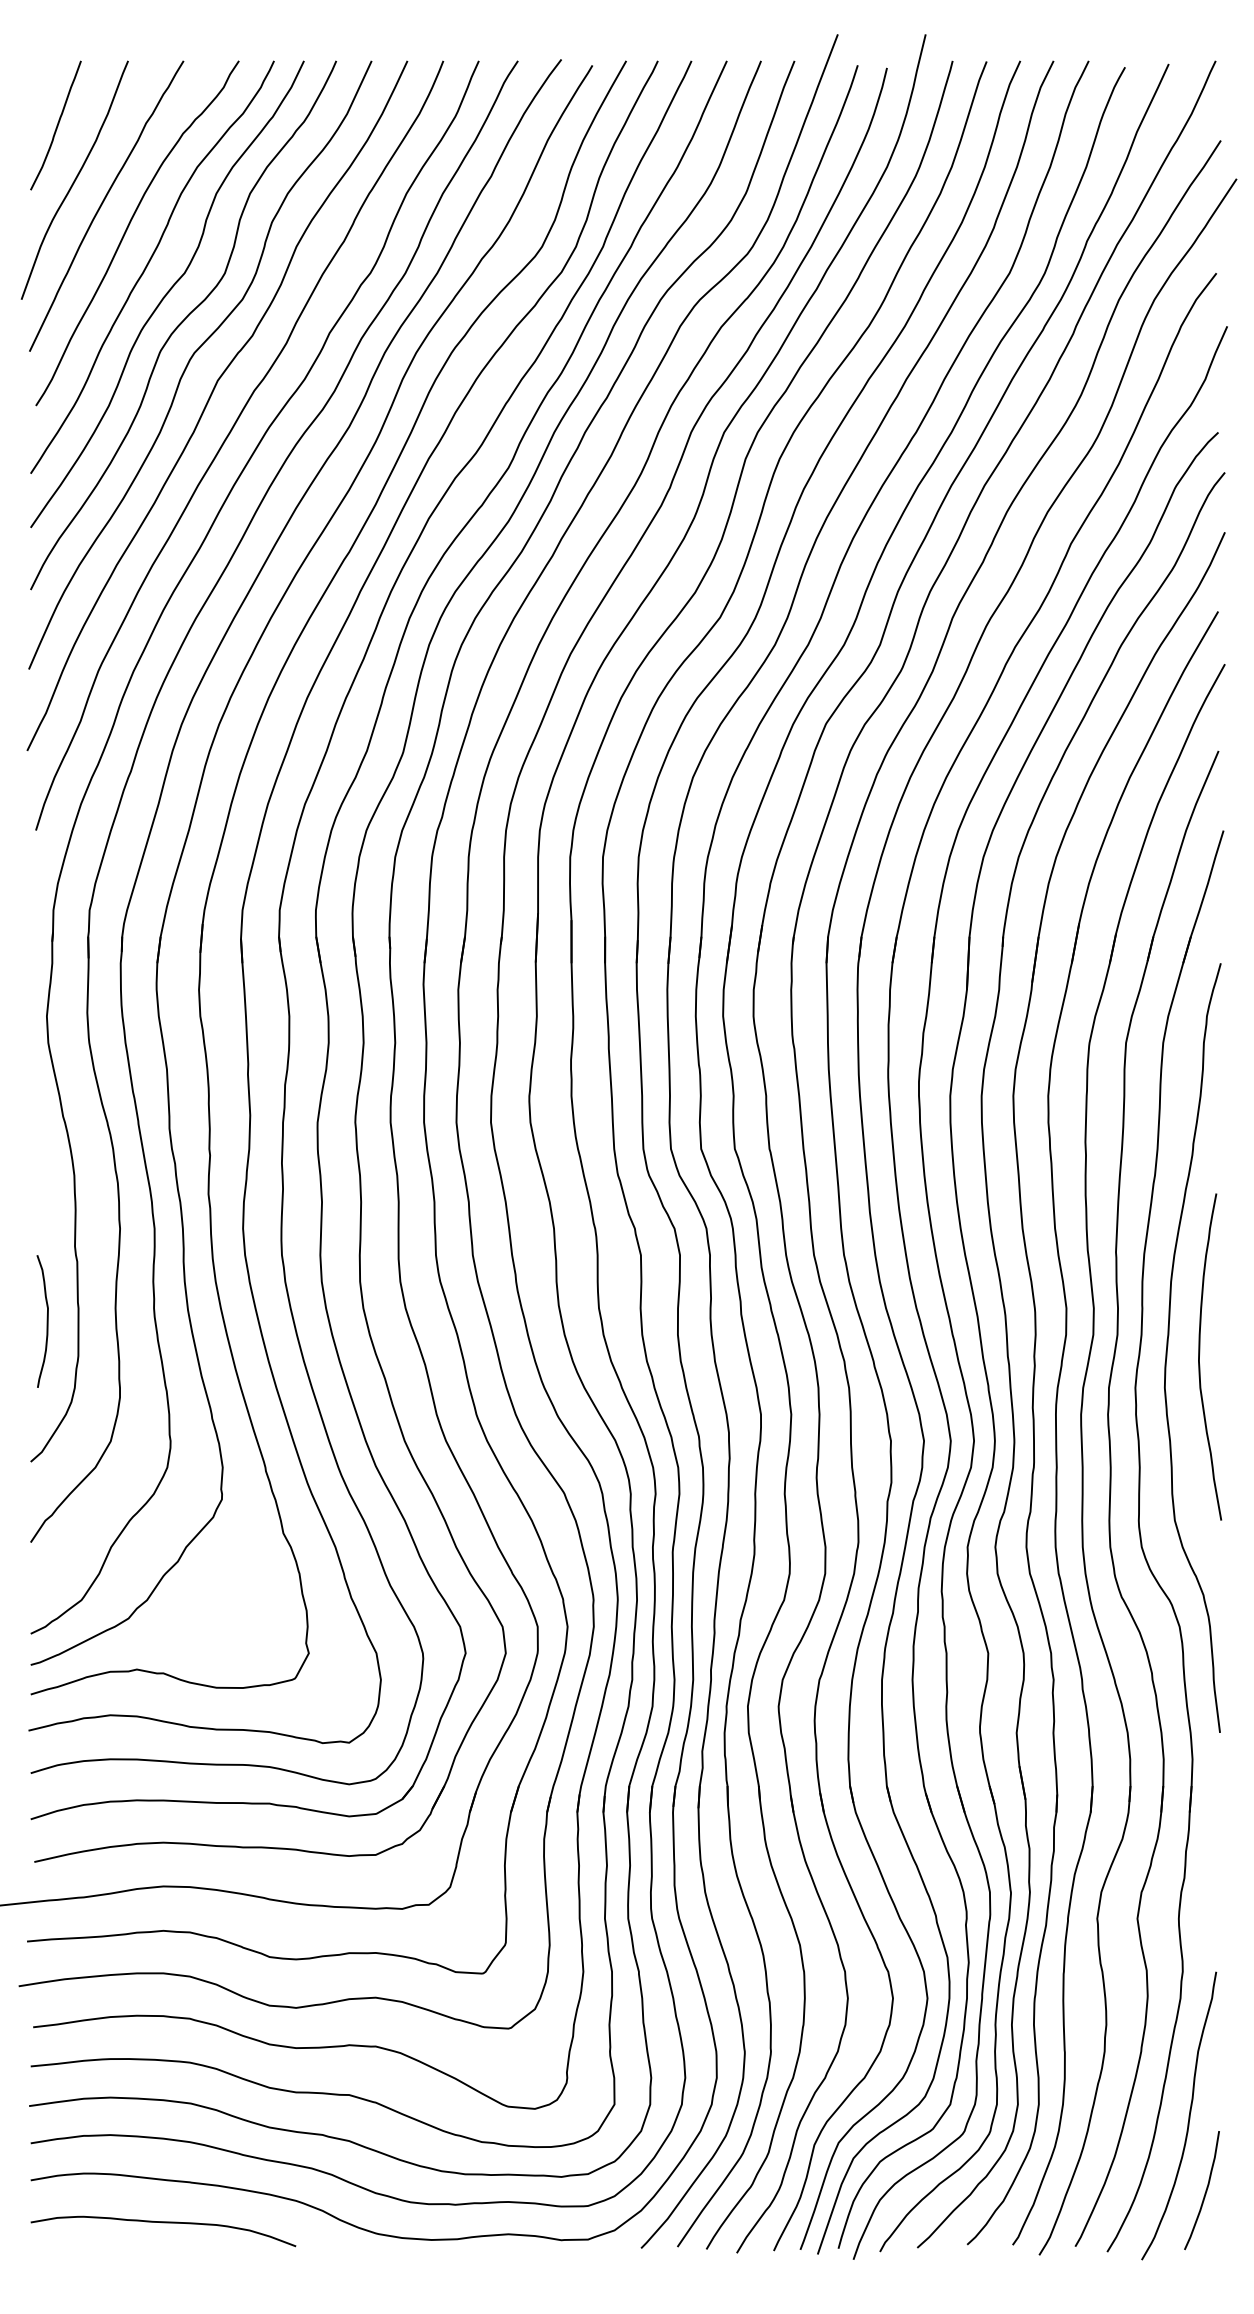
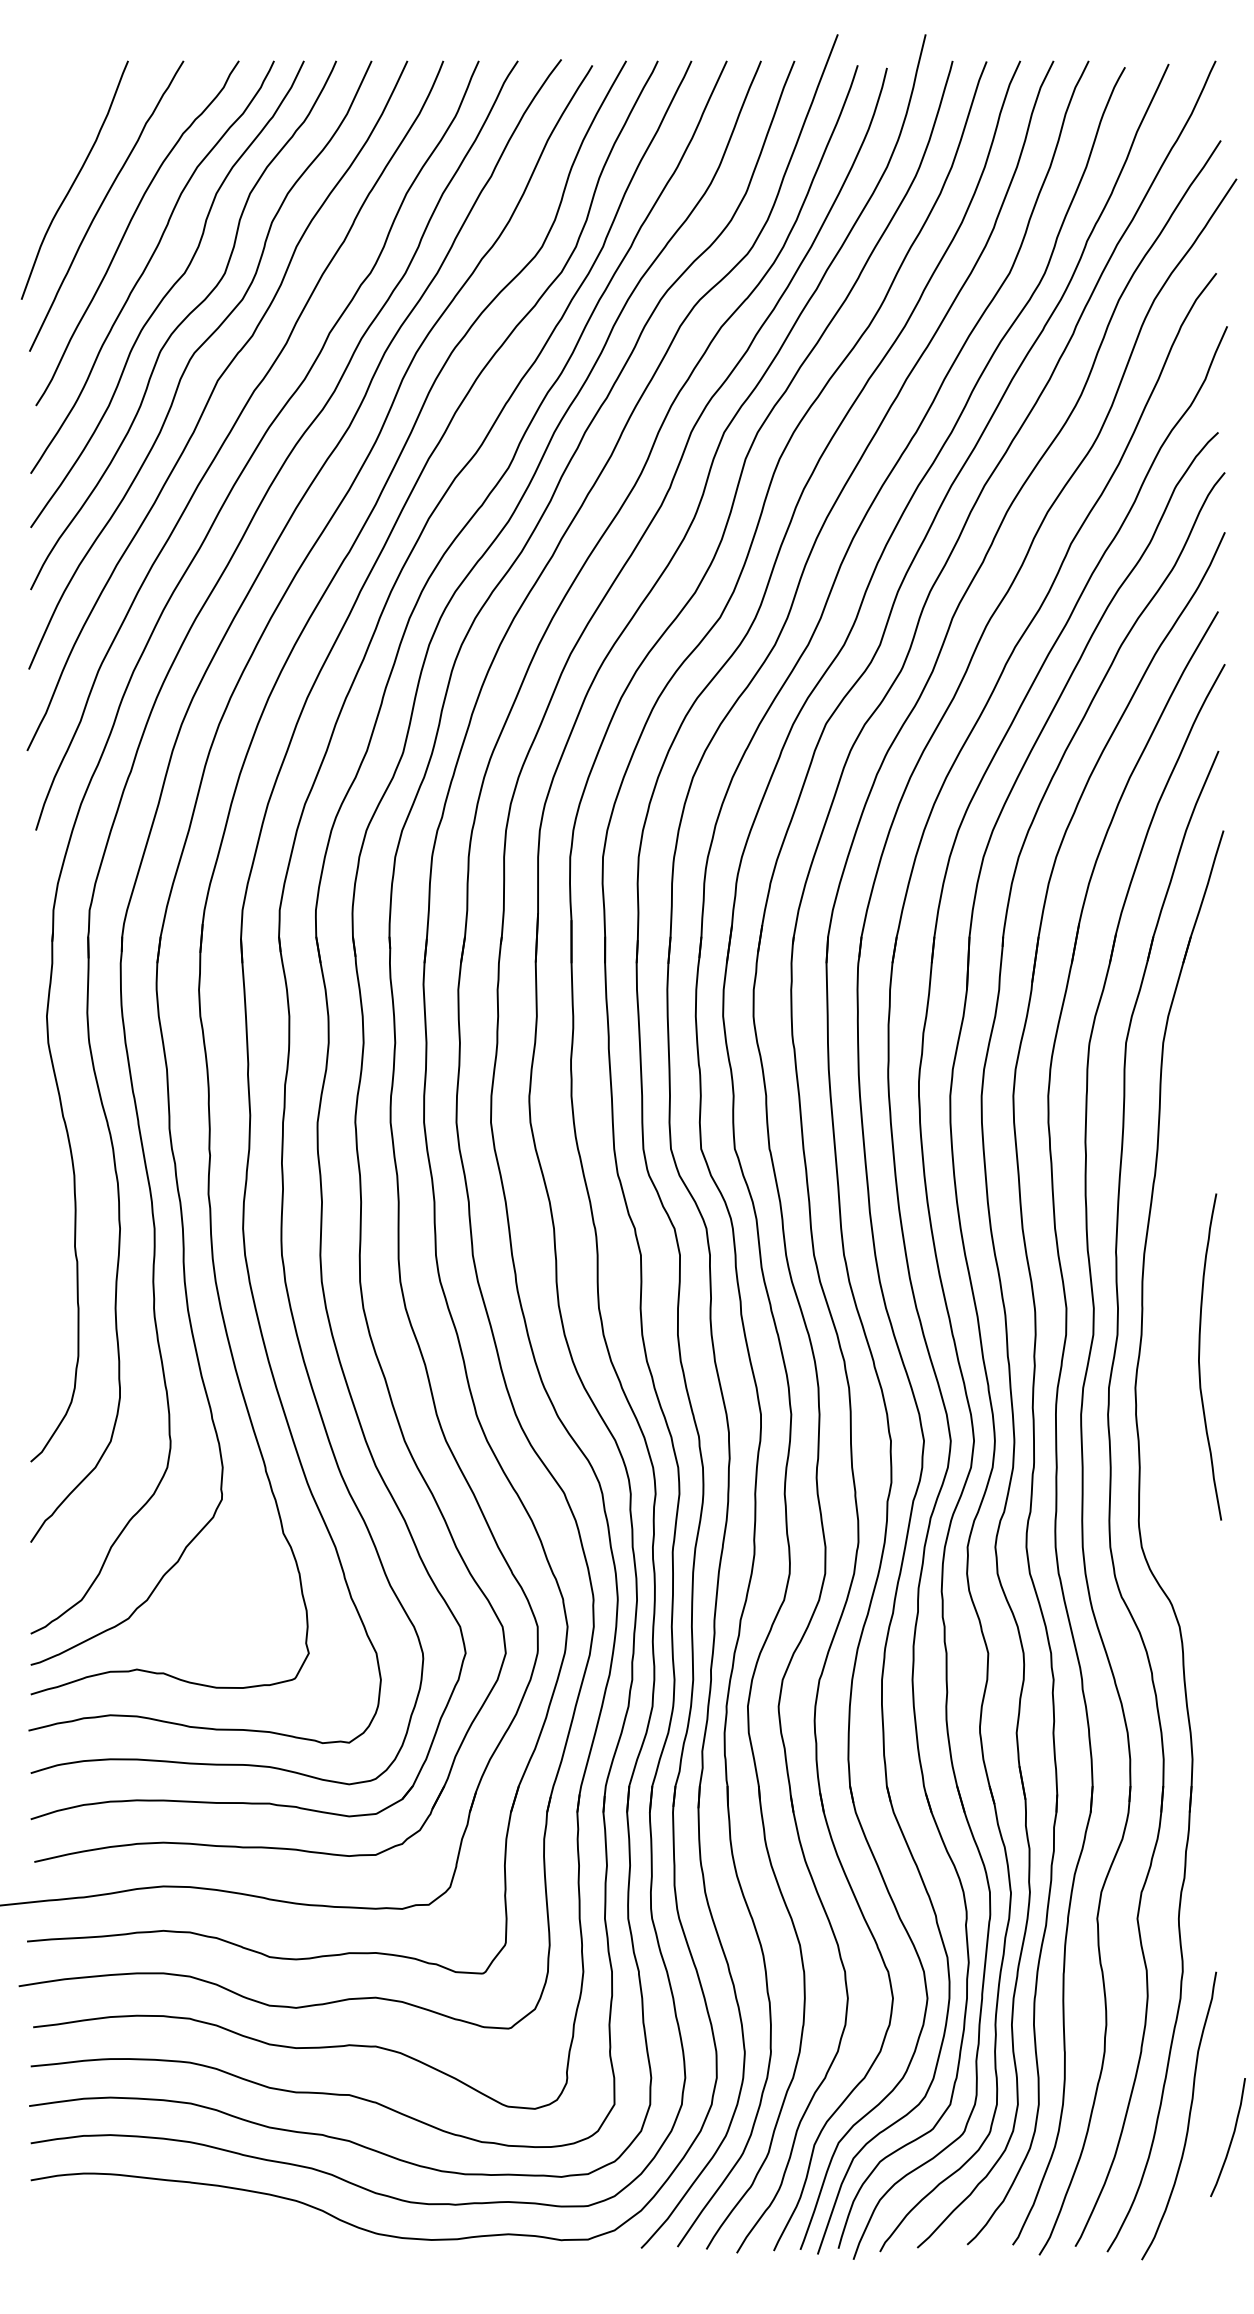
curve: present -> none (56, 125)
curve: present -> none (46, 1321)
curve: present -> none (1168, 1346)
curve position: (1205, 2190) -> (1231, 2137) (1231, 2137)
curve: present -> none (163, 2223)
